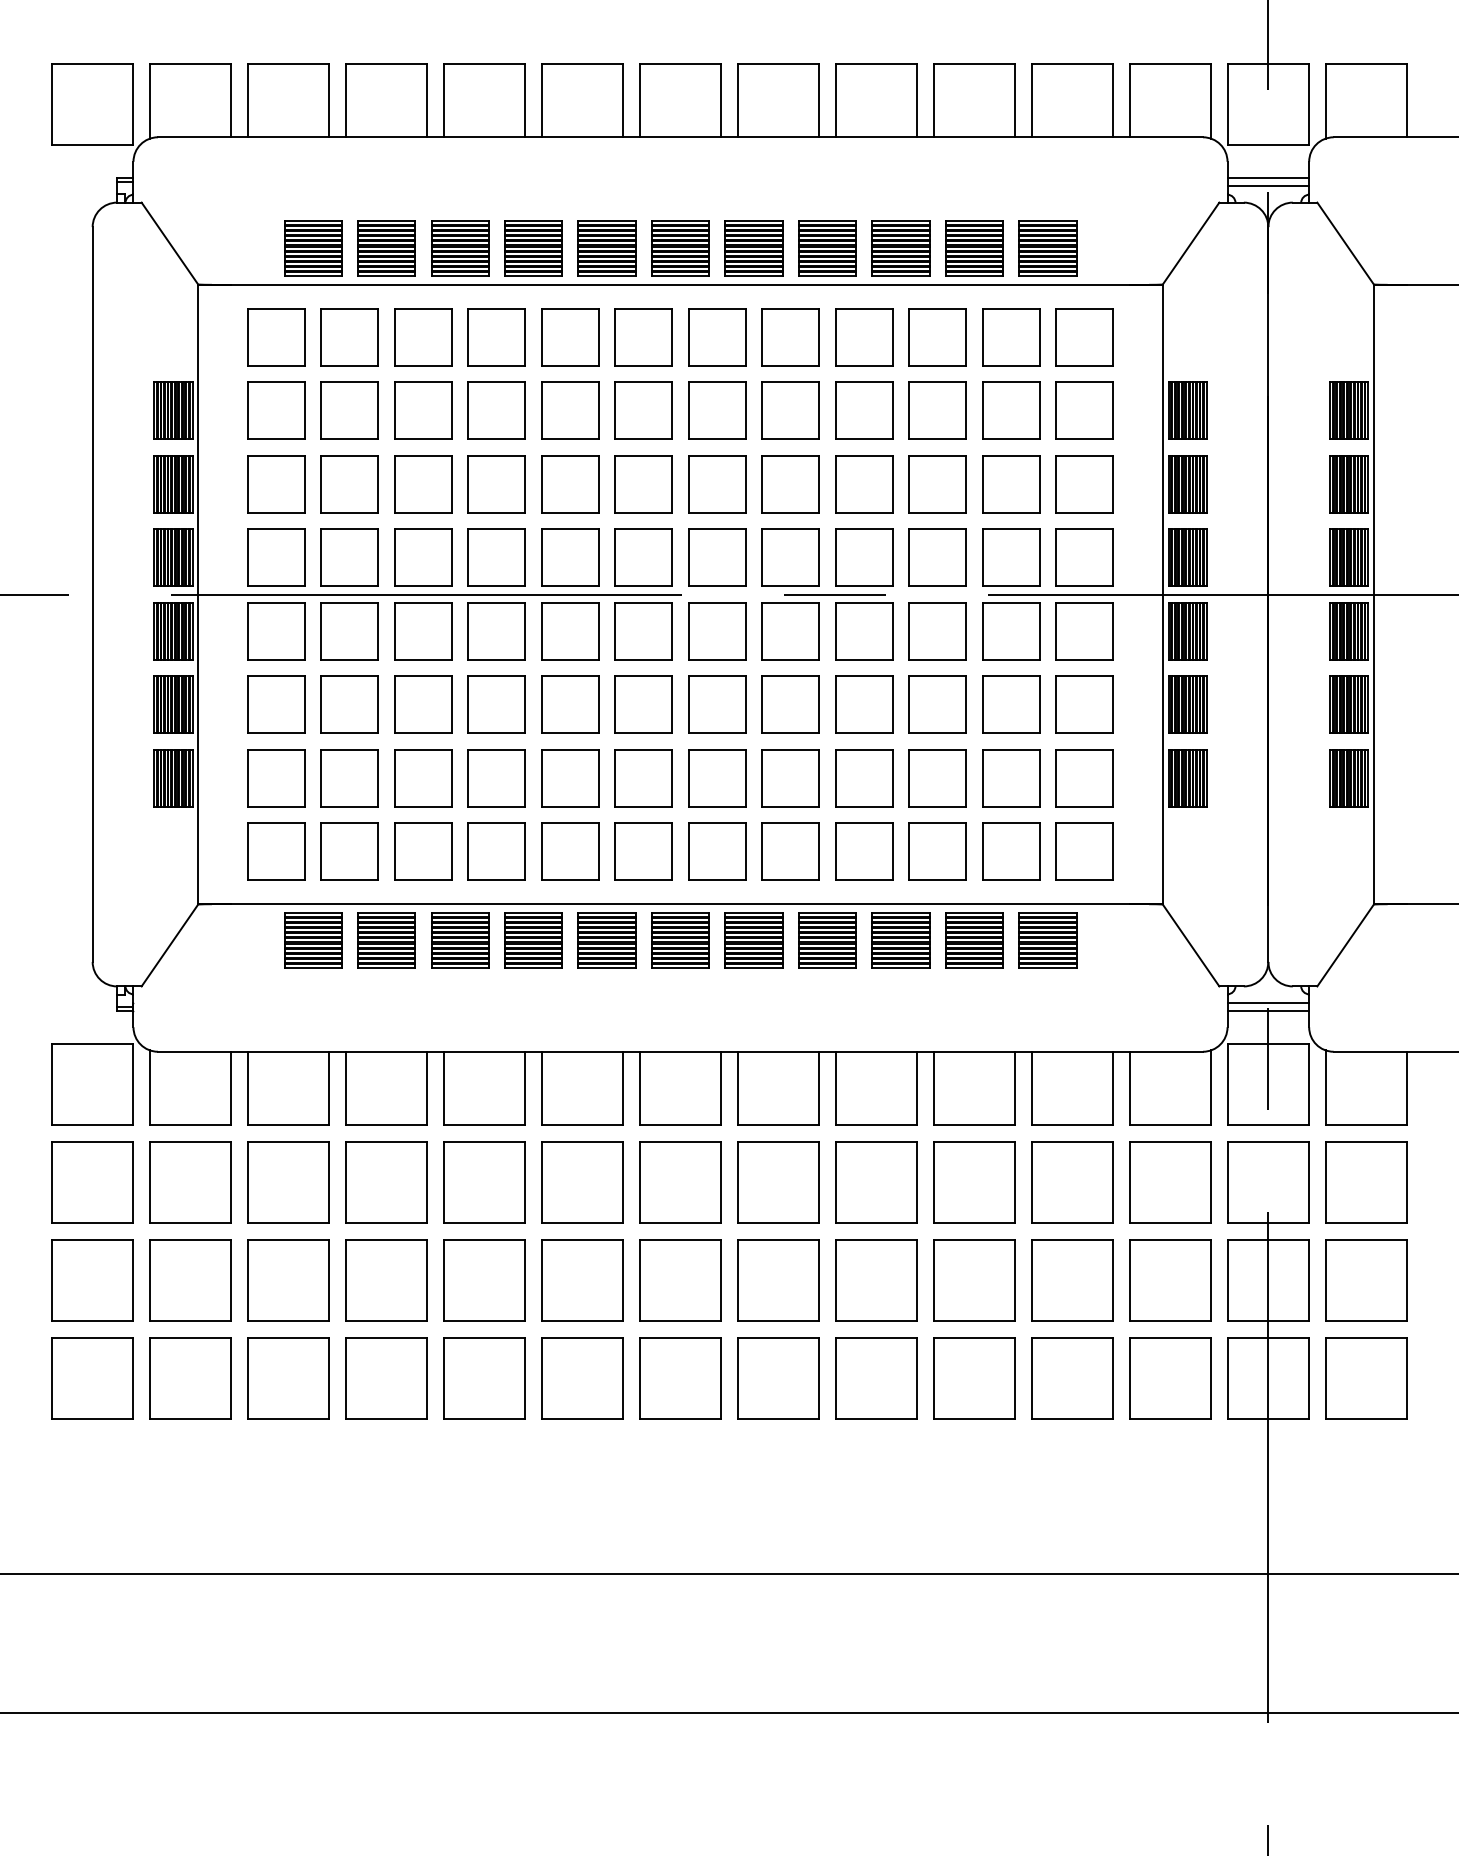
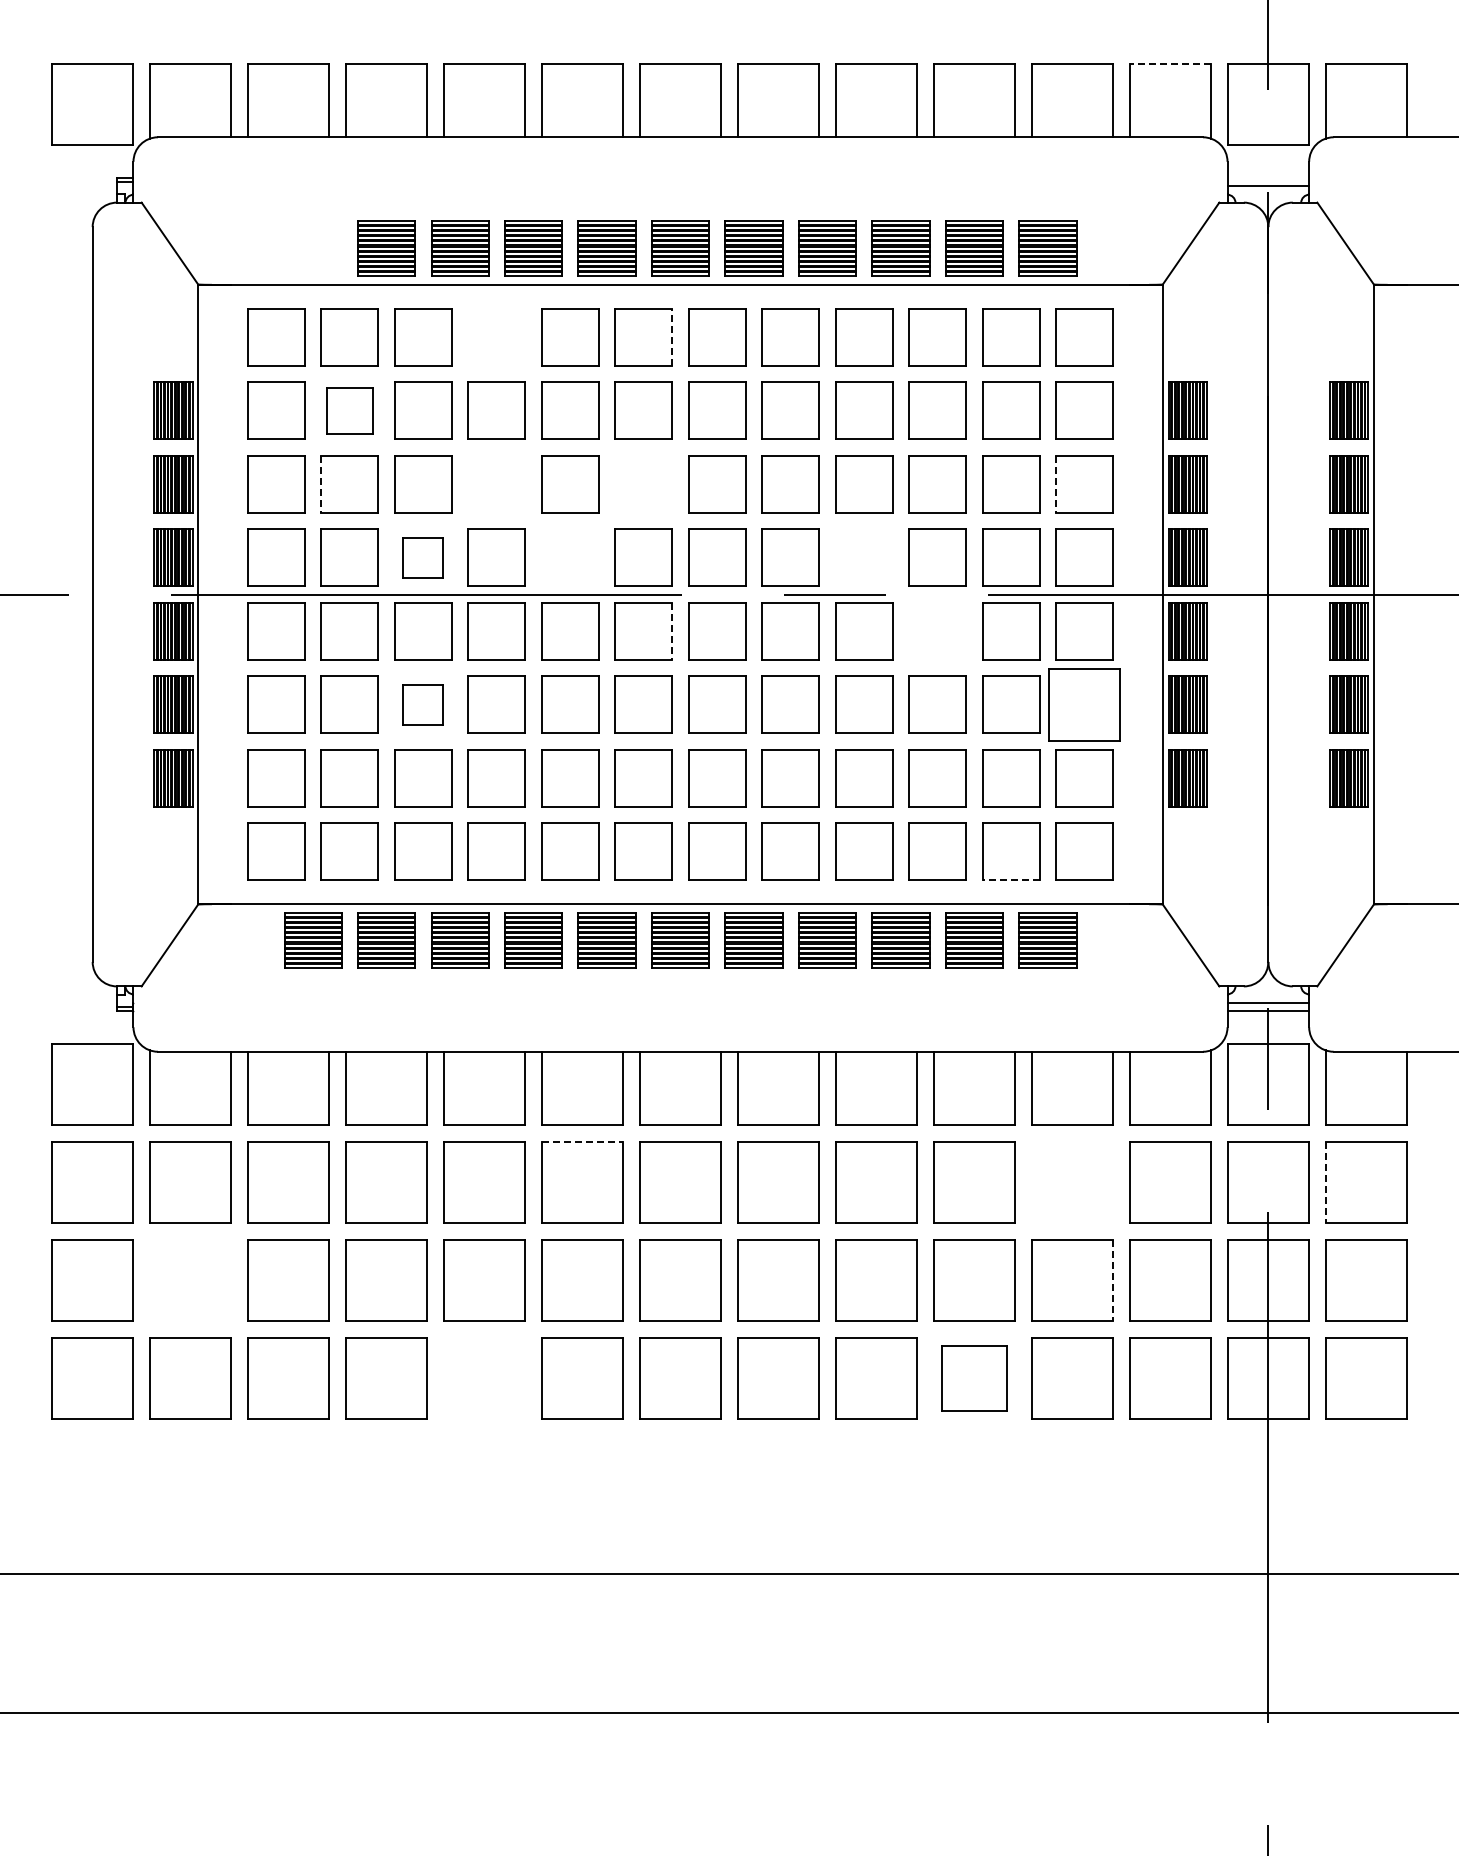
line: solid -> dashed (1170, 63)
line: present -> none (1268, 178)
part: present -> none (313, 248)
part: present -> none (496, 337)
line: solid -> dashed (672, 337)
part size: 59x59 px -> 48x48 px (349, 410)
line: solid -> dashed (321, 484)
part: present -> none (496, 484)
part: present -> none (643, 484)
line: solid -> dashed (1056, 484)
part size: 59x59 px -> 42x42 px (422, 557)
part: present -> none (570, 557)
part: present -> none (864, 557)
line: solid -> dashed (672, 631)
part: present -> none (937, 631)
part size: 59x59 px -> 42x42 px (422, 704)
part size: 59x59 px -> 73x74 px (1084, 704)
line: solid -> dashed (1011, 880)
line: solid -> dashed (582, 1141)
part: present -> none (1072, 1182)
line: solid -> dashed (1325, 1182)
part: present -> none (190, 1280)
line: solid -> dashed (1113, 1280)
part: present -> none (484, 1378)
part size: 83x83 px -> 67x67 px (974, 1378)
